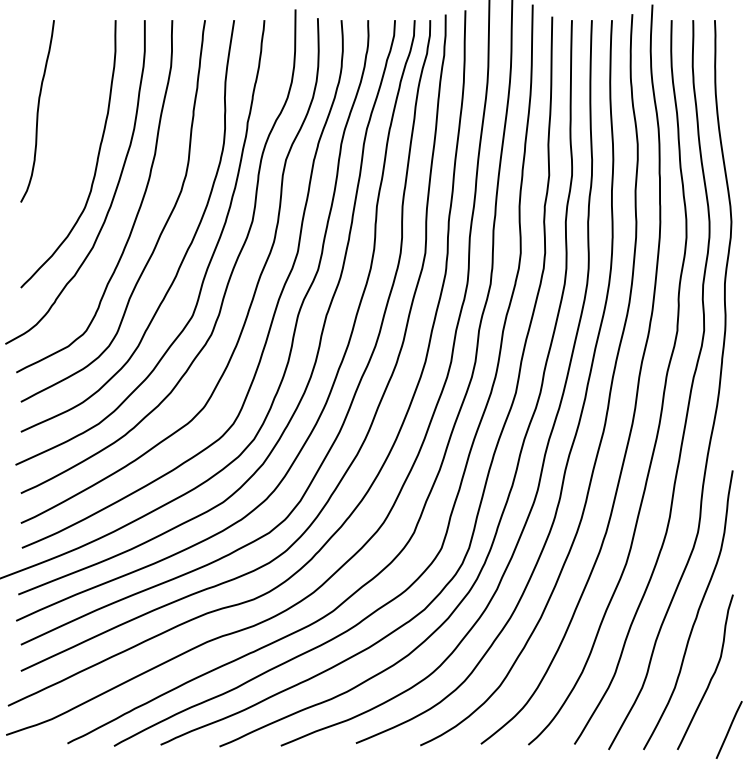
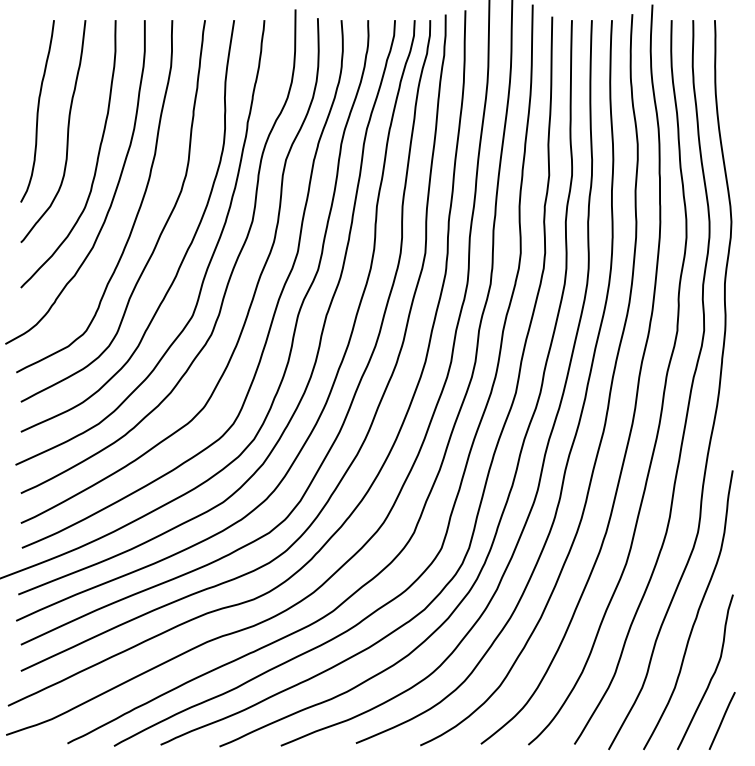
curve: none -> present (67, 131)
line position: (728, 729) -> (721, 720) (721, 720)
